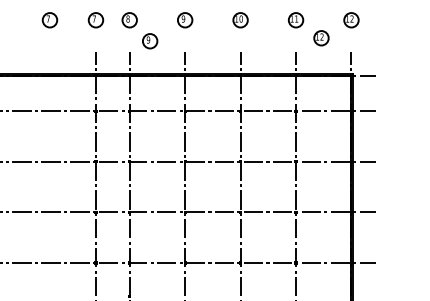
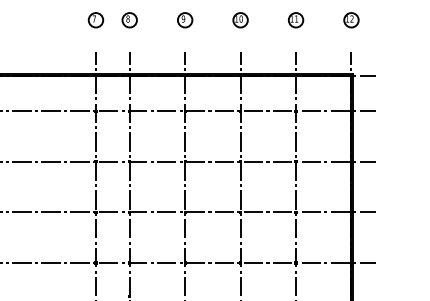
part: present -> none (49, 20)
part: present -> none (321, 38)
part: present -> none (150, 41)
